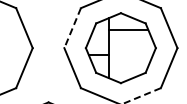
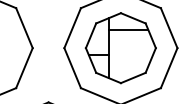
line: dashed -> solid (72, 28)
line: dashed -> solid (141, 96)
